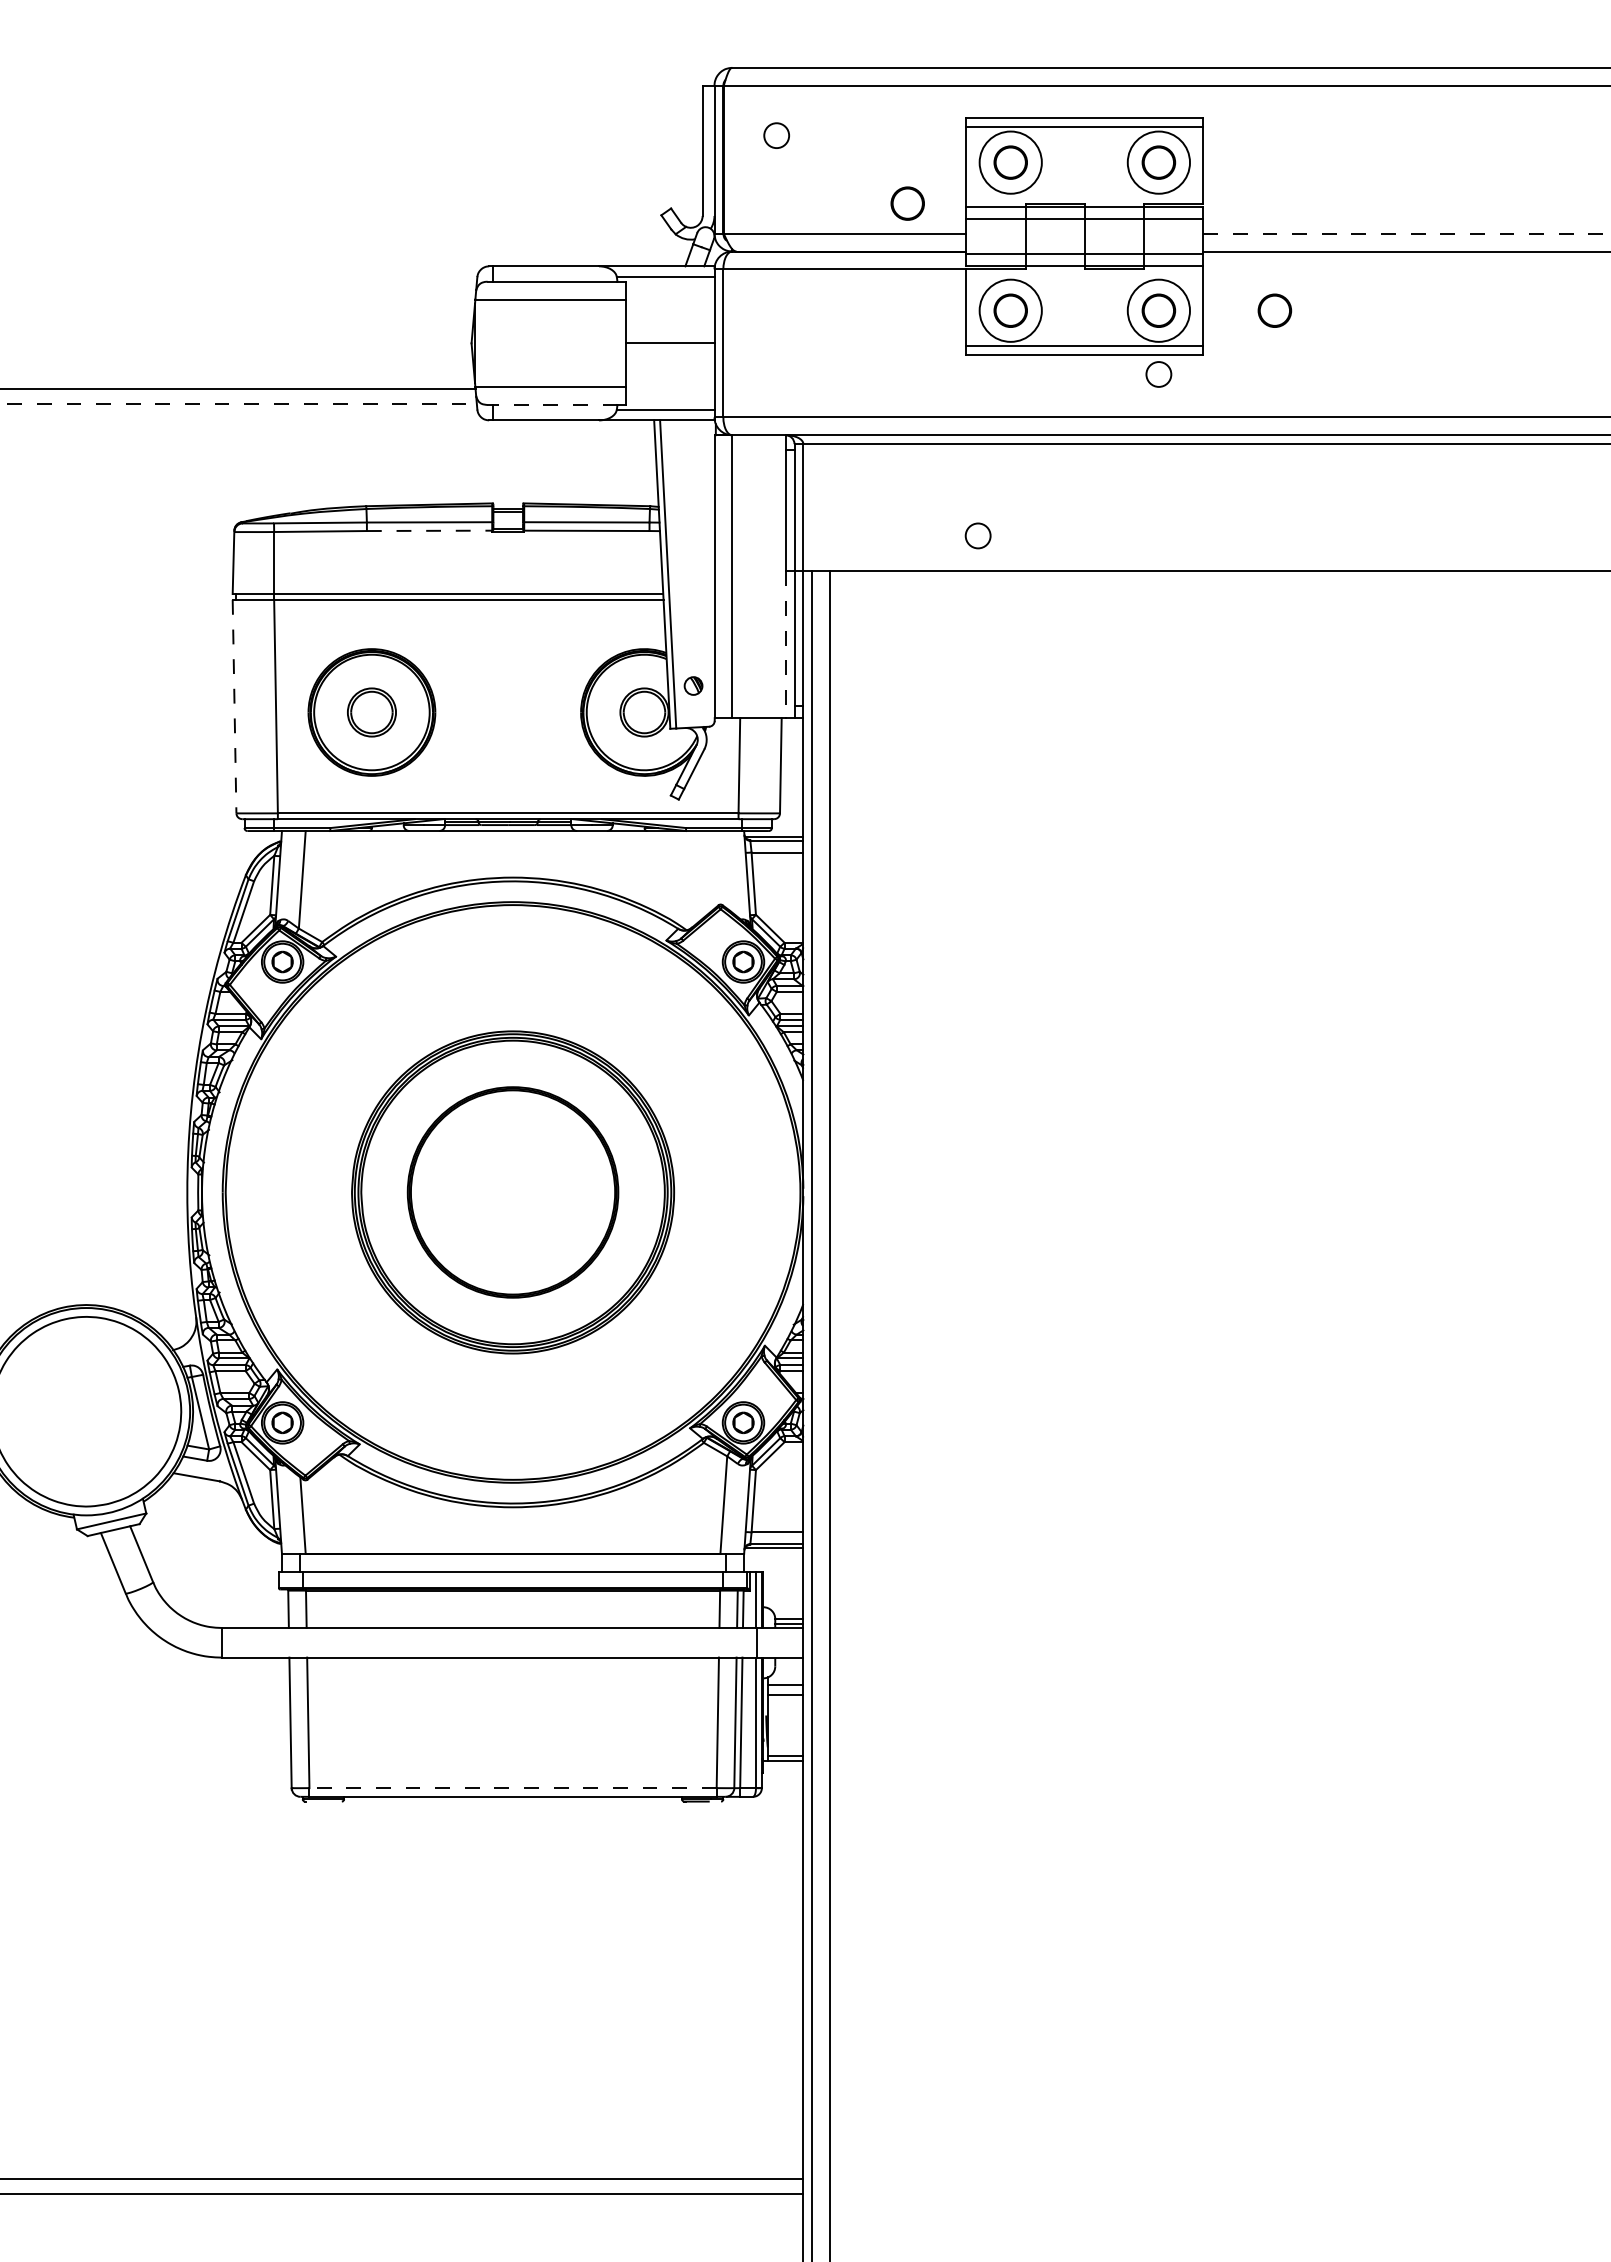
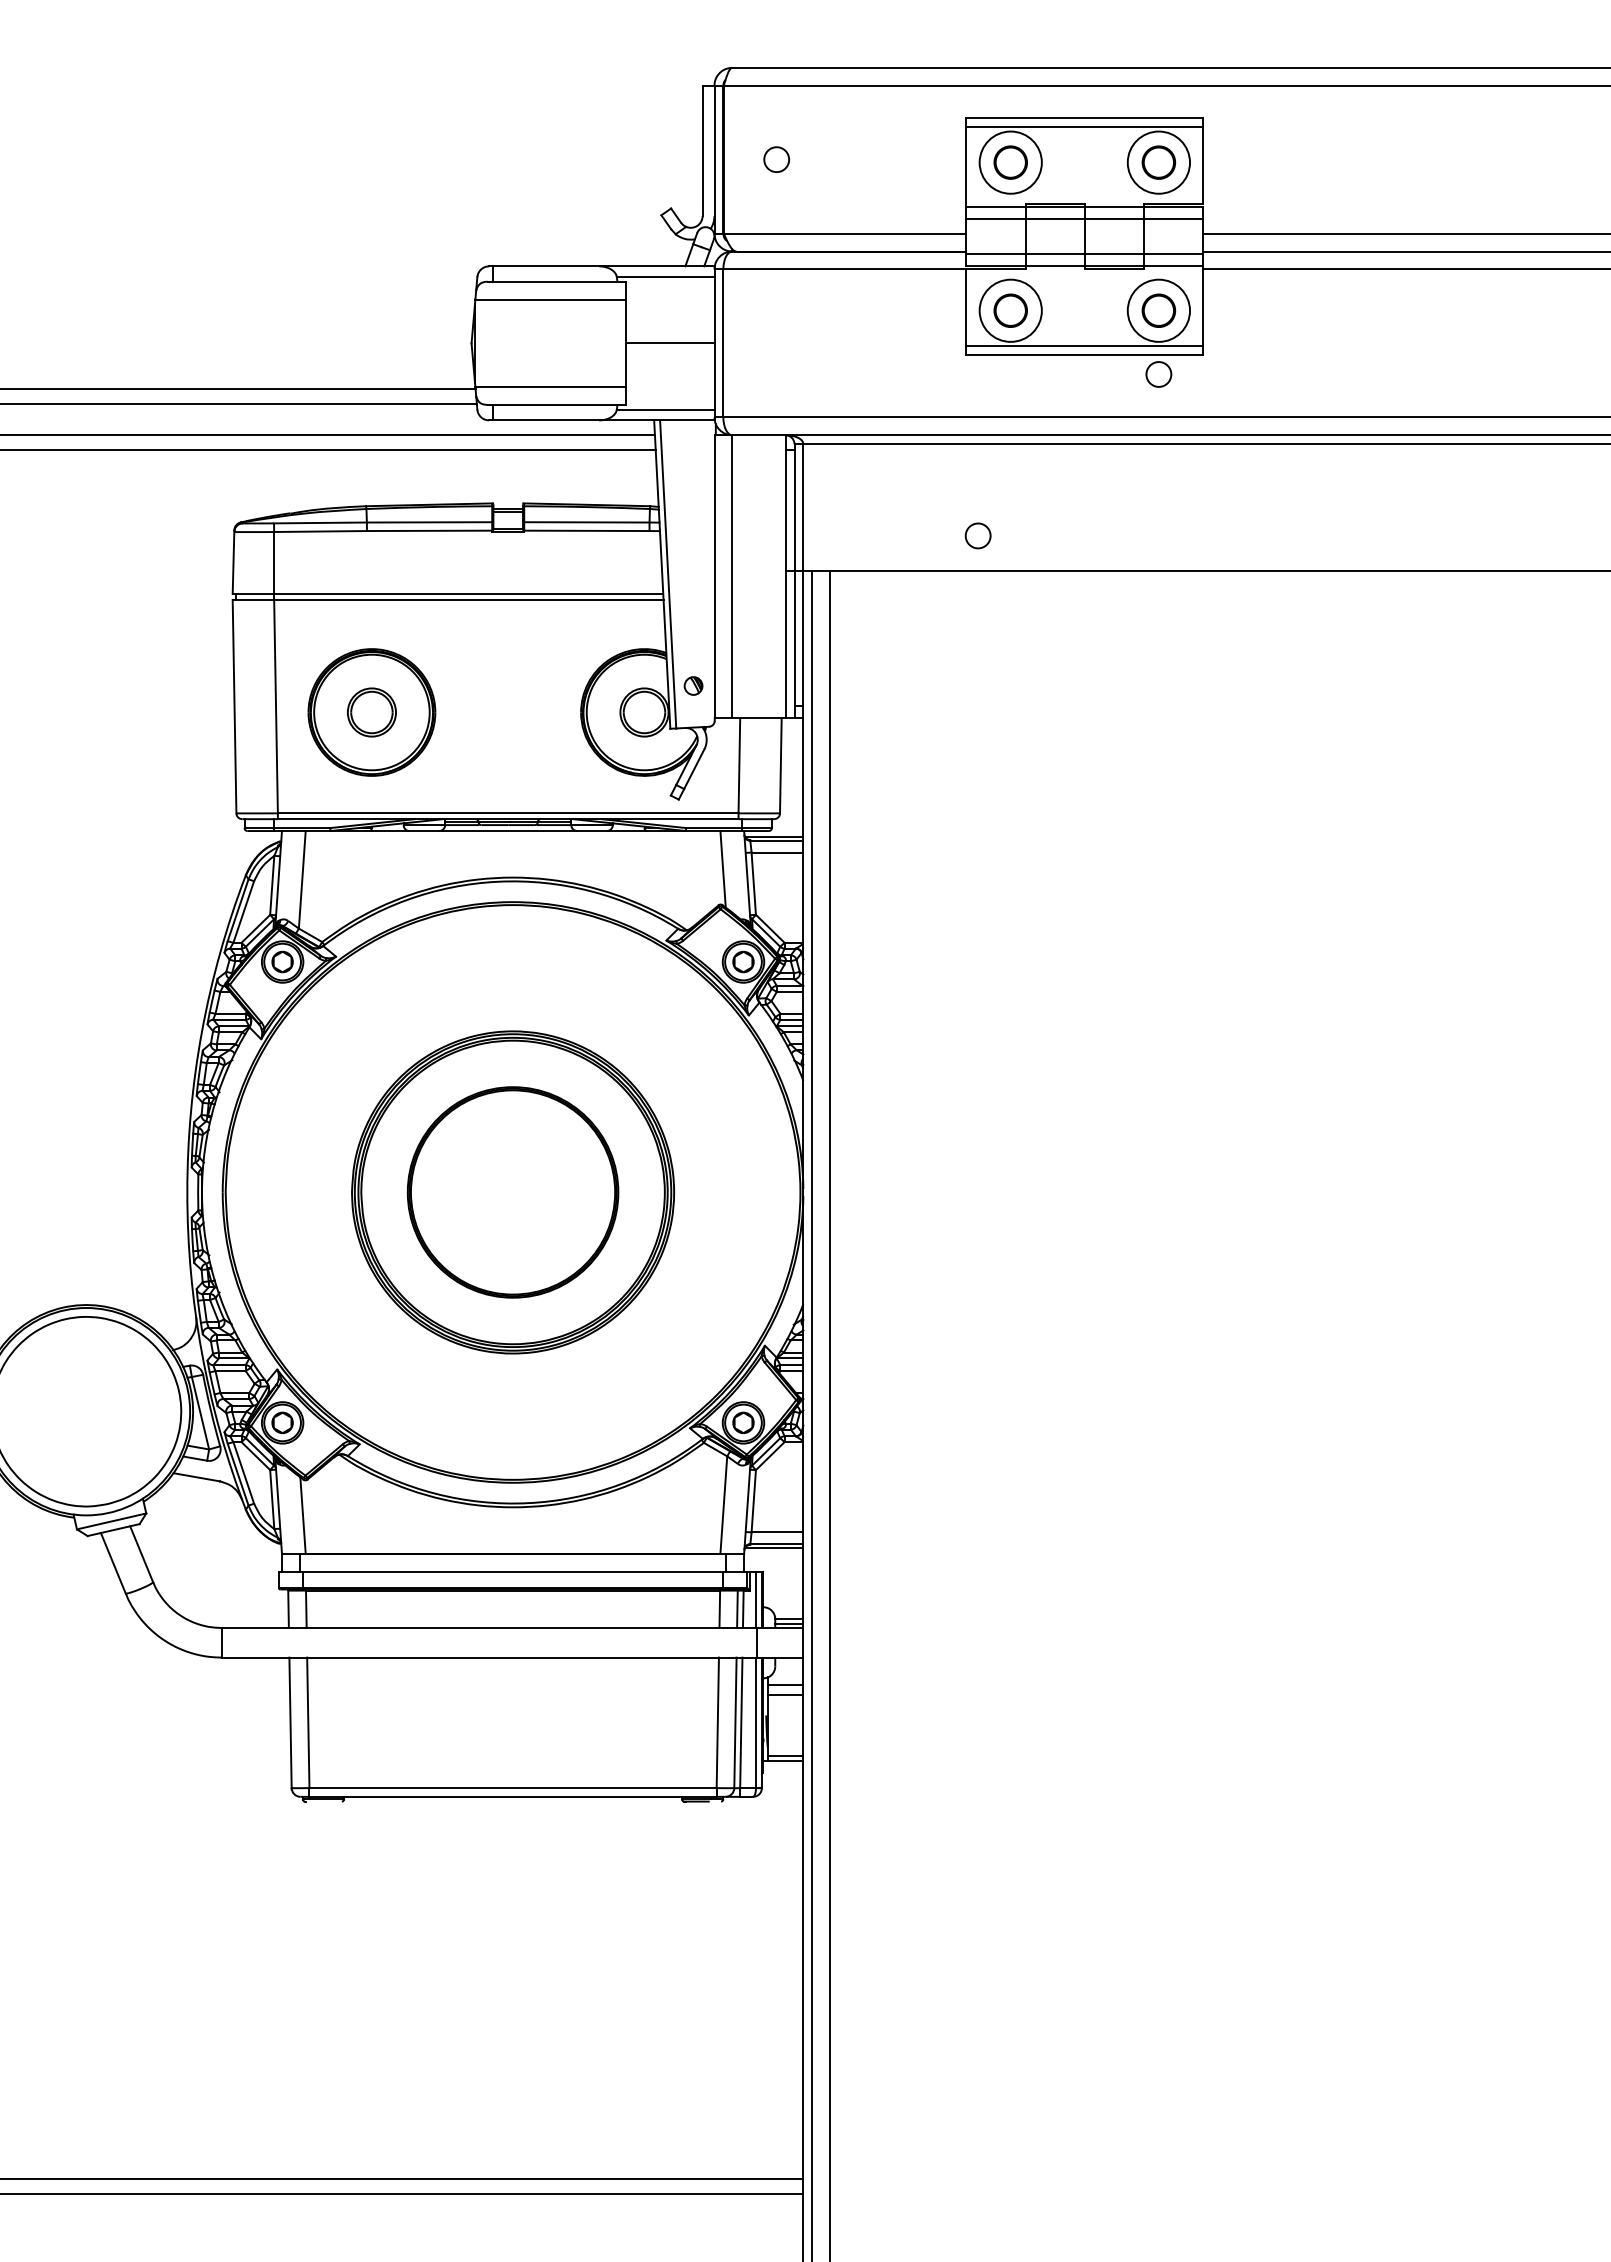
circle position: (776, 135) -> (776, 159) (776, 159)
circle: present -> none (907, 203)
line: dashed -> solid (1407, 233)
line: none -> present (1405, 269)
part: present -> none (1274, 310)
line: dashed -> solid (238, 403)
line: dashed -> solid (554, 405)
line: none -> present (328, 434)
line: none -> present (328, 449)
line: dashed -> solid (429, 530)
line: dashed -> solid (785, 645)
line: dashed -> solid (234, 706)
line: none -> present (722, 869)
line: dashed -> solid (513, 1788)
